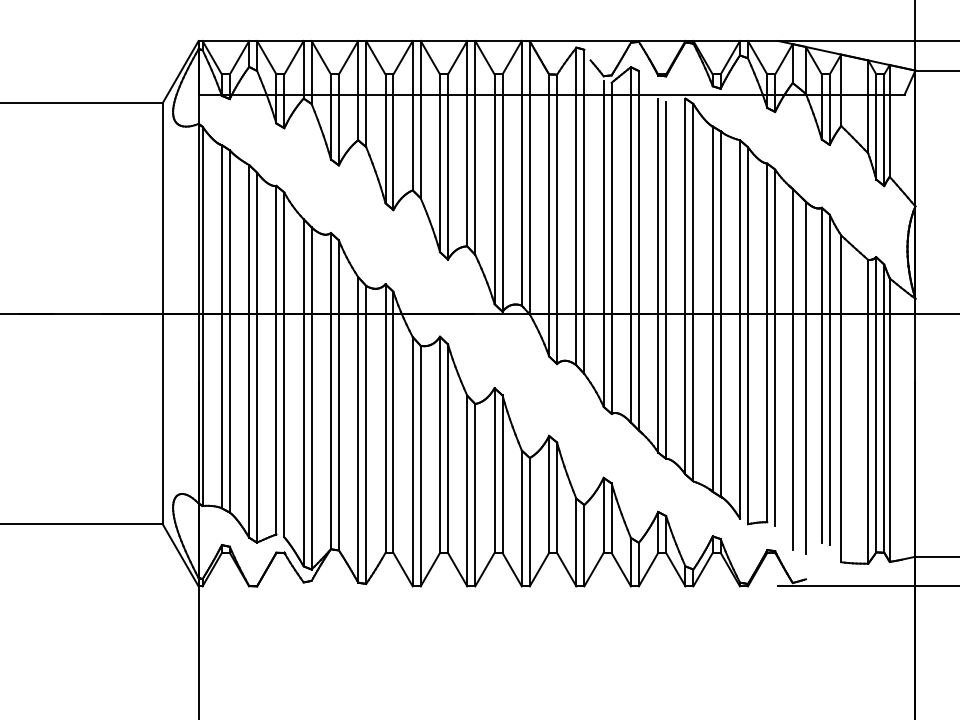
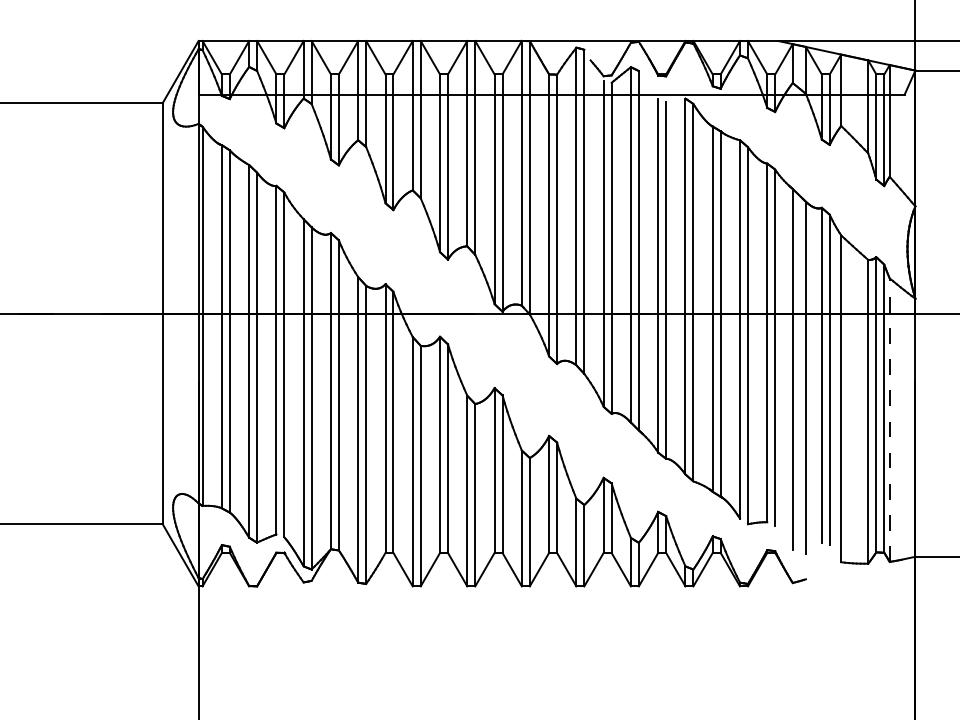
line: solid -> dashed (889, 420)
line: present -> none (867, 586)
